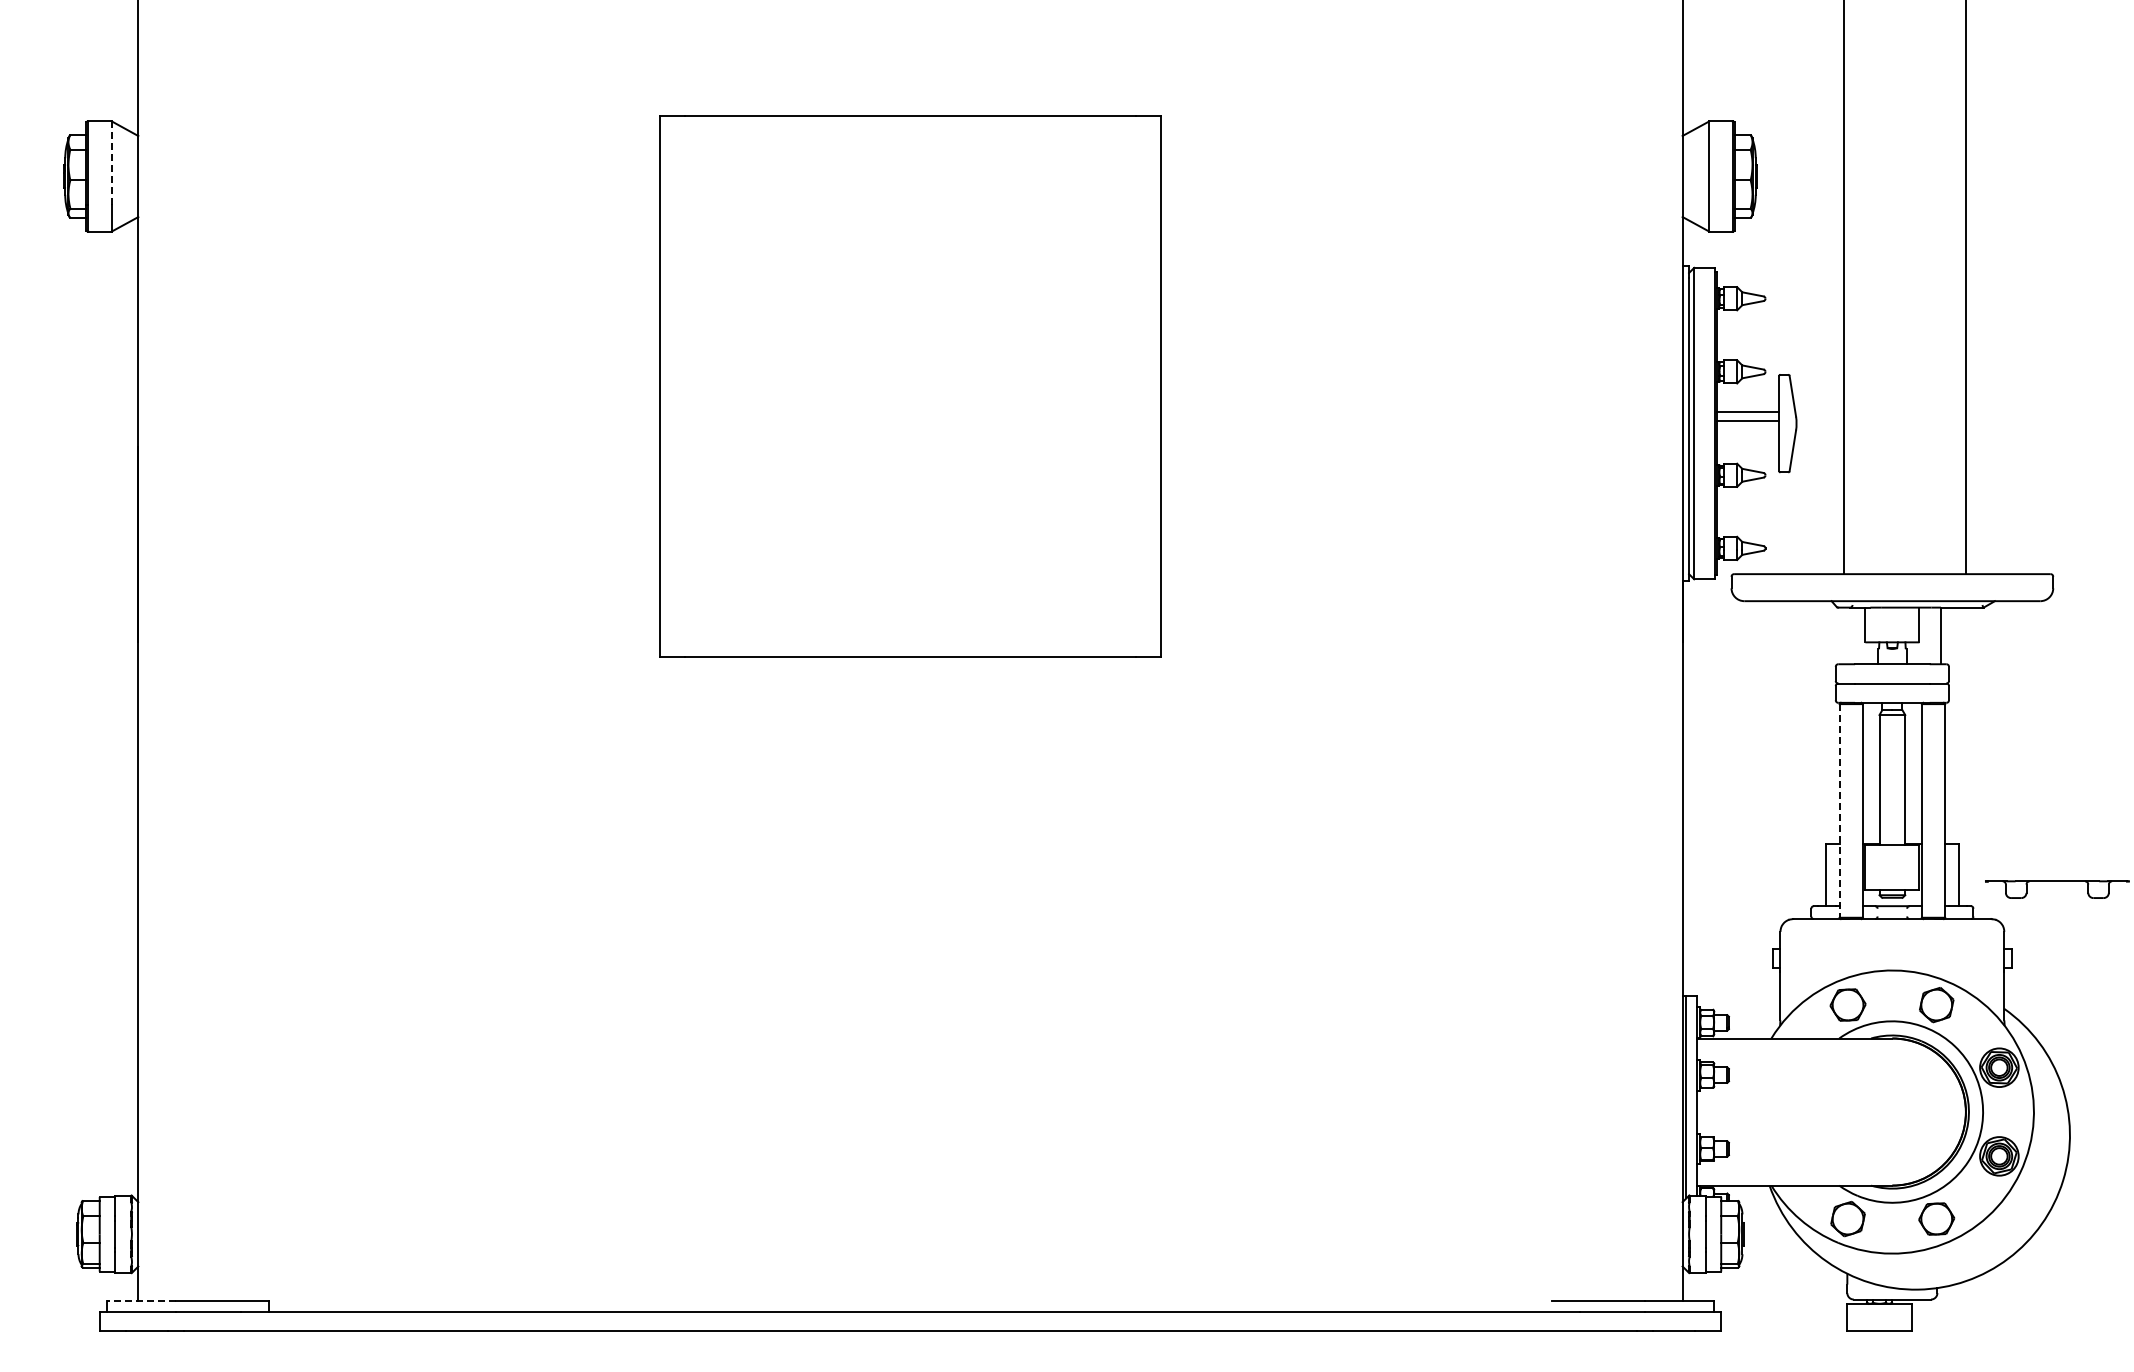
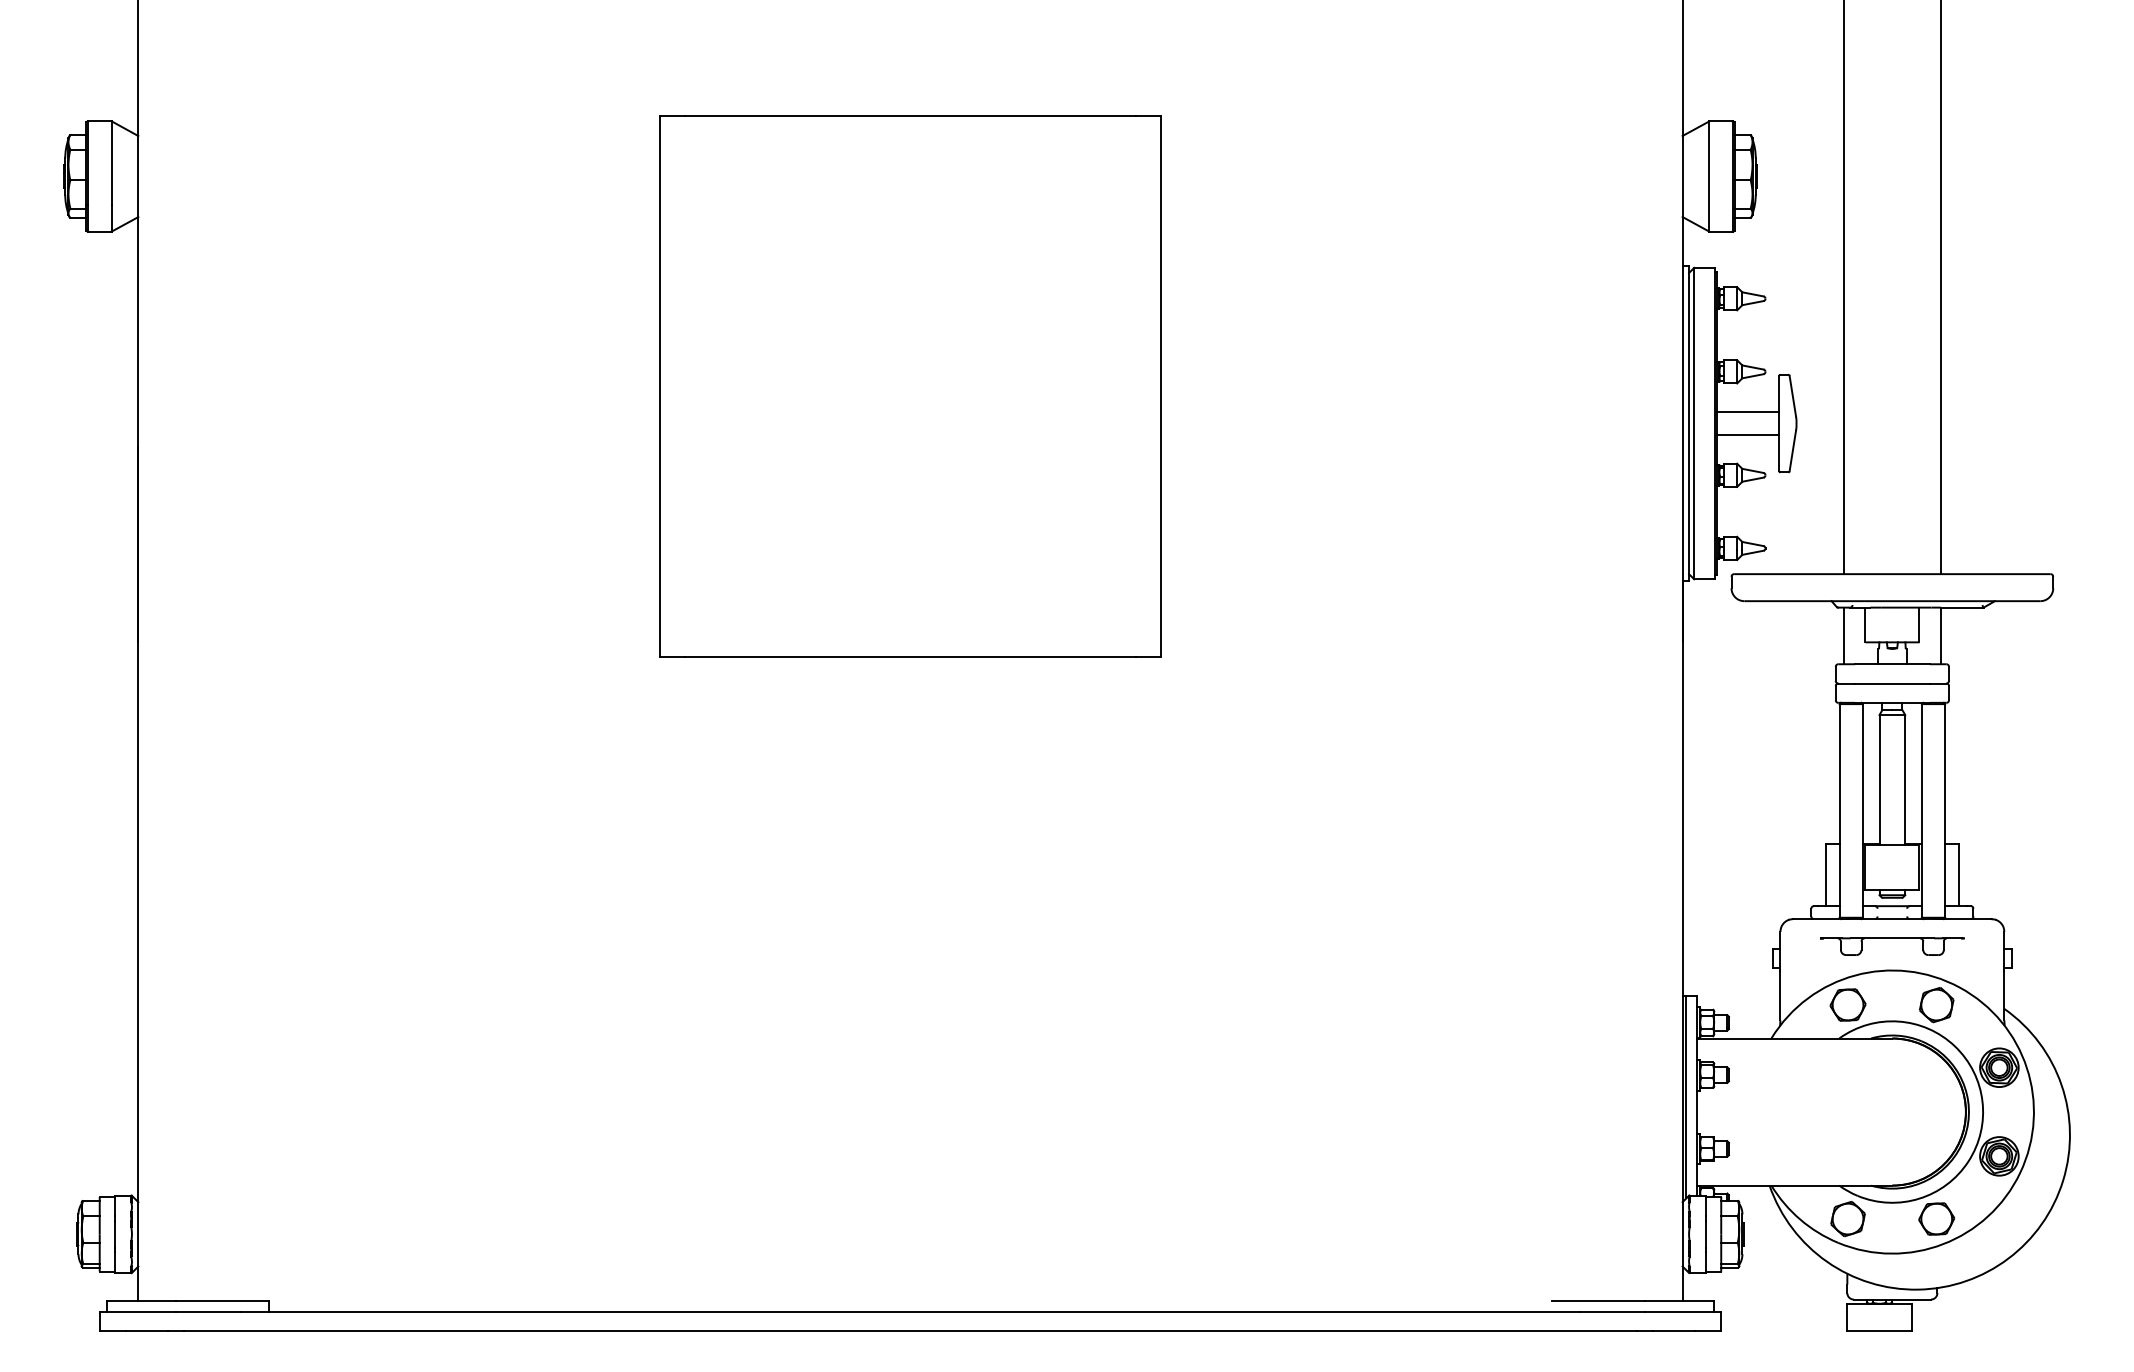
line: dashed -> solid (111, 163)
line position: (1965, 288) -> (1940, 288) (1940, 288)
line position: (1748, 421) -> (1748, 435) (1748, 435)
line: none -> present (1844, 635)
line: dashed -> solid (1839, 810)
part position: (2057, 881) -> (1892, 938) (1892, 938)
line: dashed -> solid (141, 1301)
